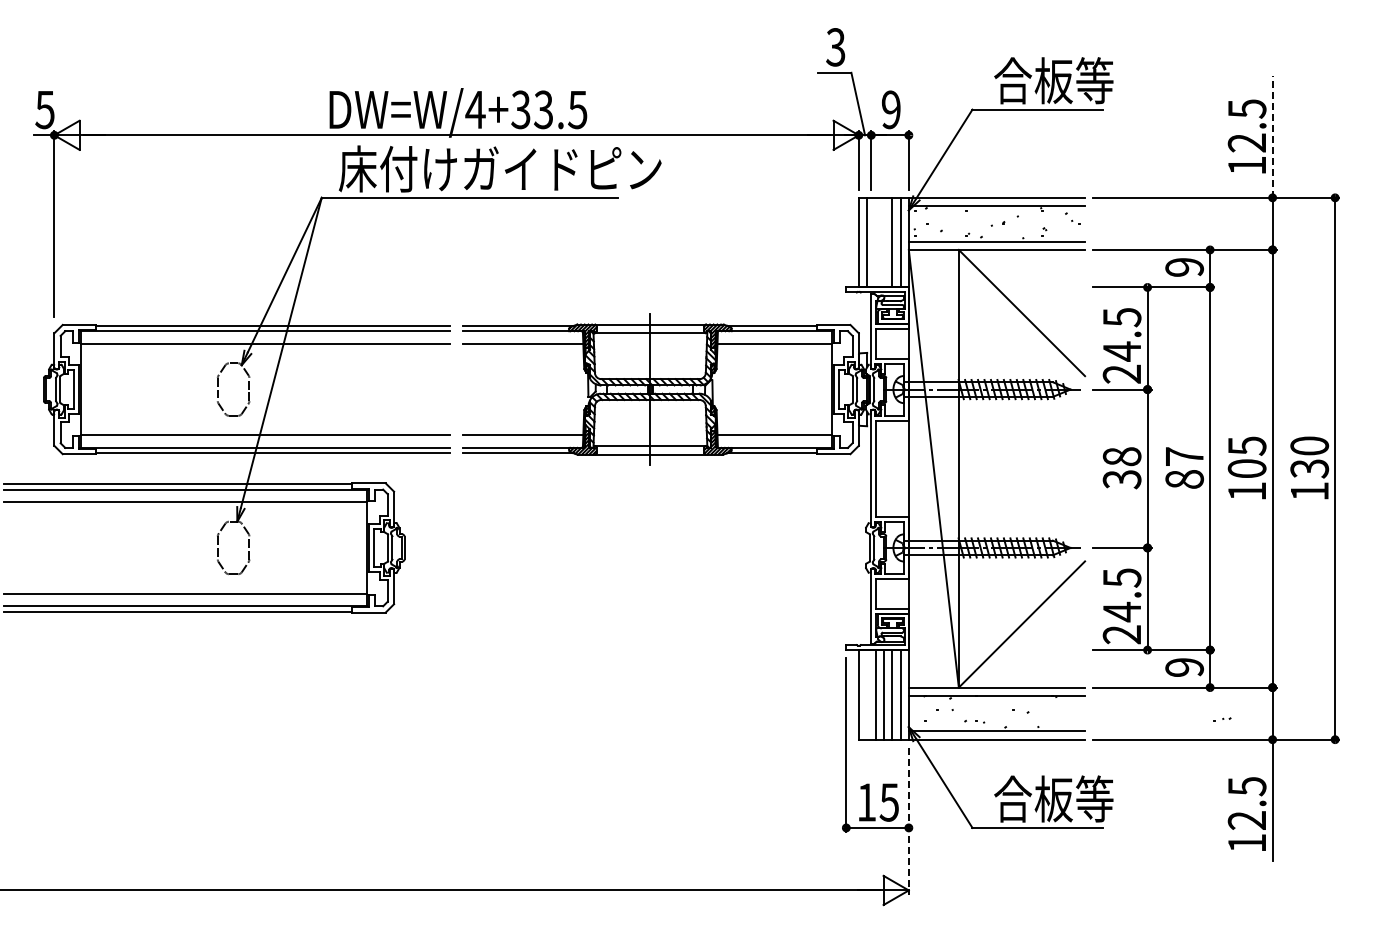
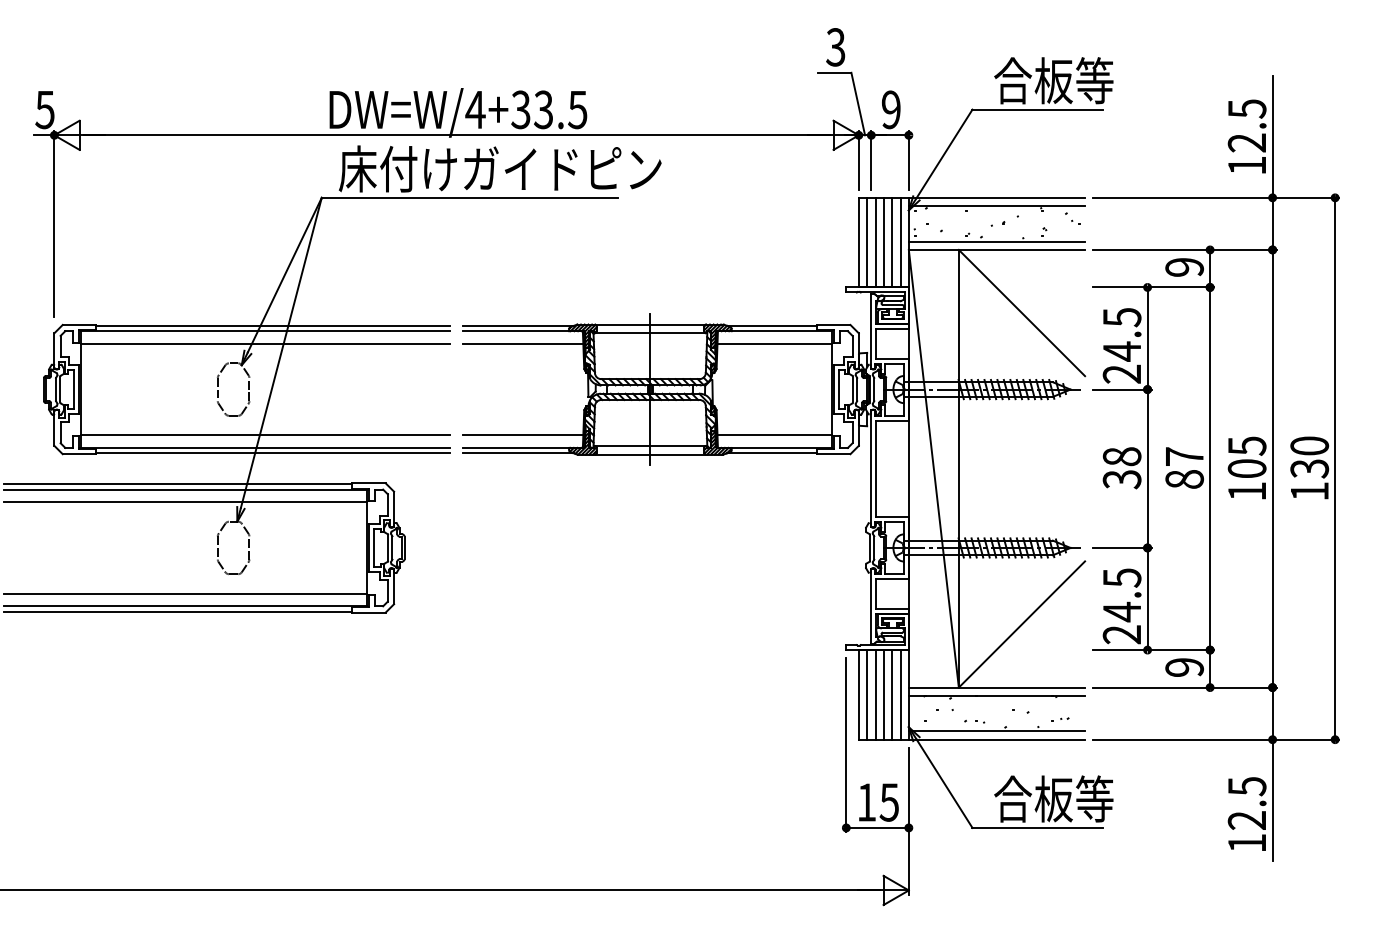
line: dashed -> solid (1272, 137)
line: none -> present (875, 242)
line: none -> present (883, 242)
line: none -> present (867, 694)
part position: (1222, 719) -> (1060, 719) (1060, 719)
line: dashed -> solid (908, 821)
